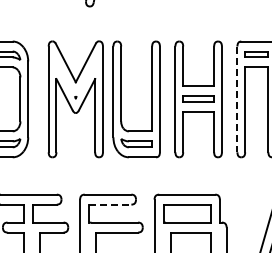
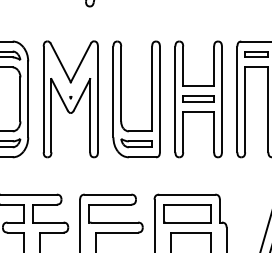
part position: (75, 99) -> (70, 99) (70, 99)
line: dashed -> solid (237, 99)
line: dashed -> solid (110, 204)
